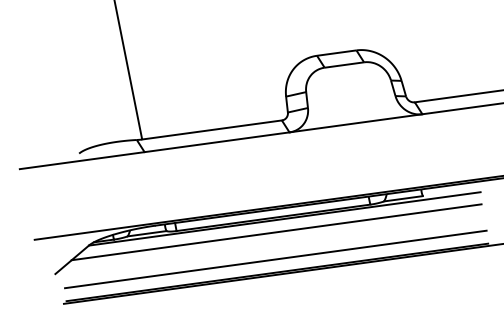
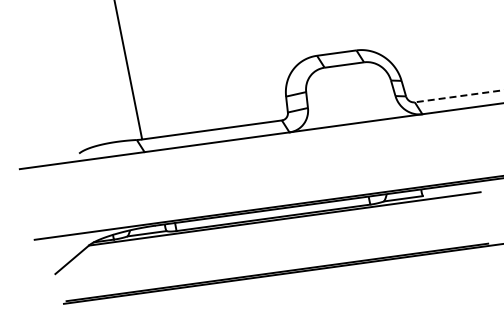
line: solid -> dashed (459, 96)
line: present -> none (276, 232)
line: present -> none (275, 259)
